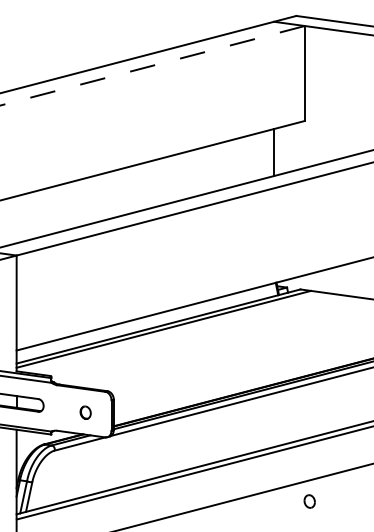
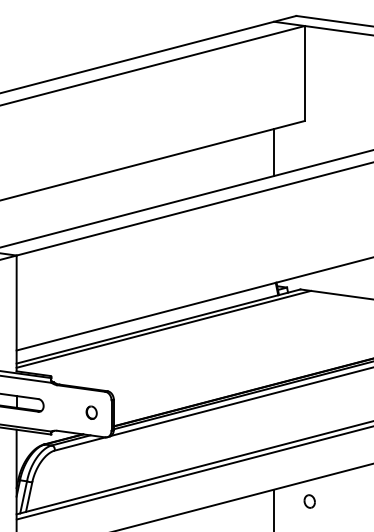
line: dashed -> solid (152, 65)
part position: (85, 412) -> (91, 412) (91, 412)
line: none -> present (273, 508)
